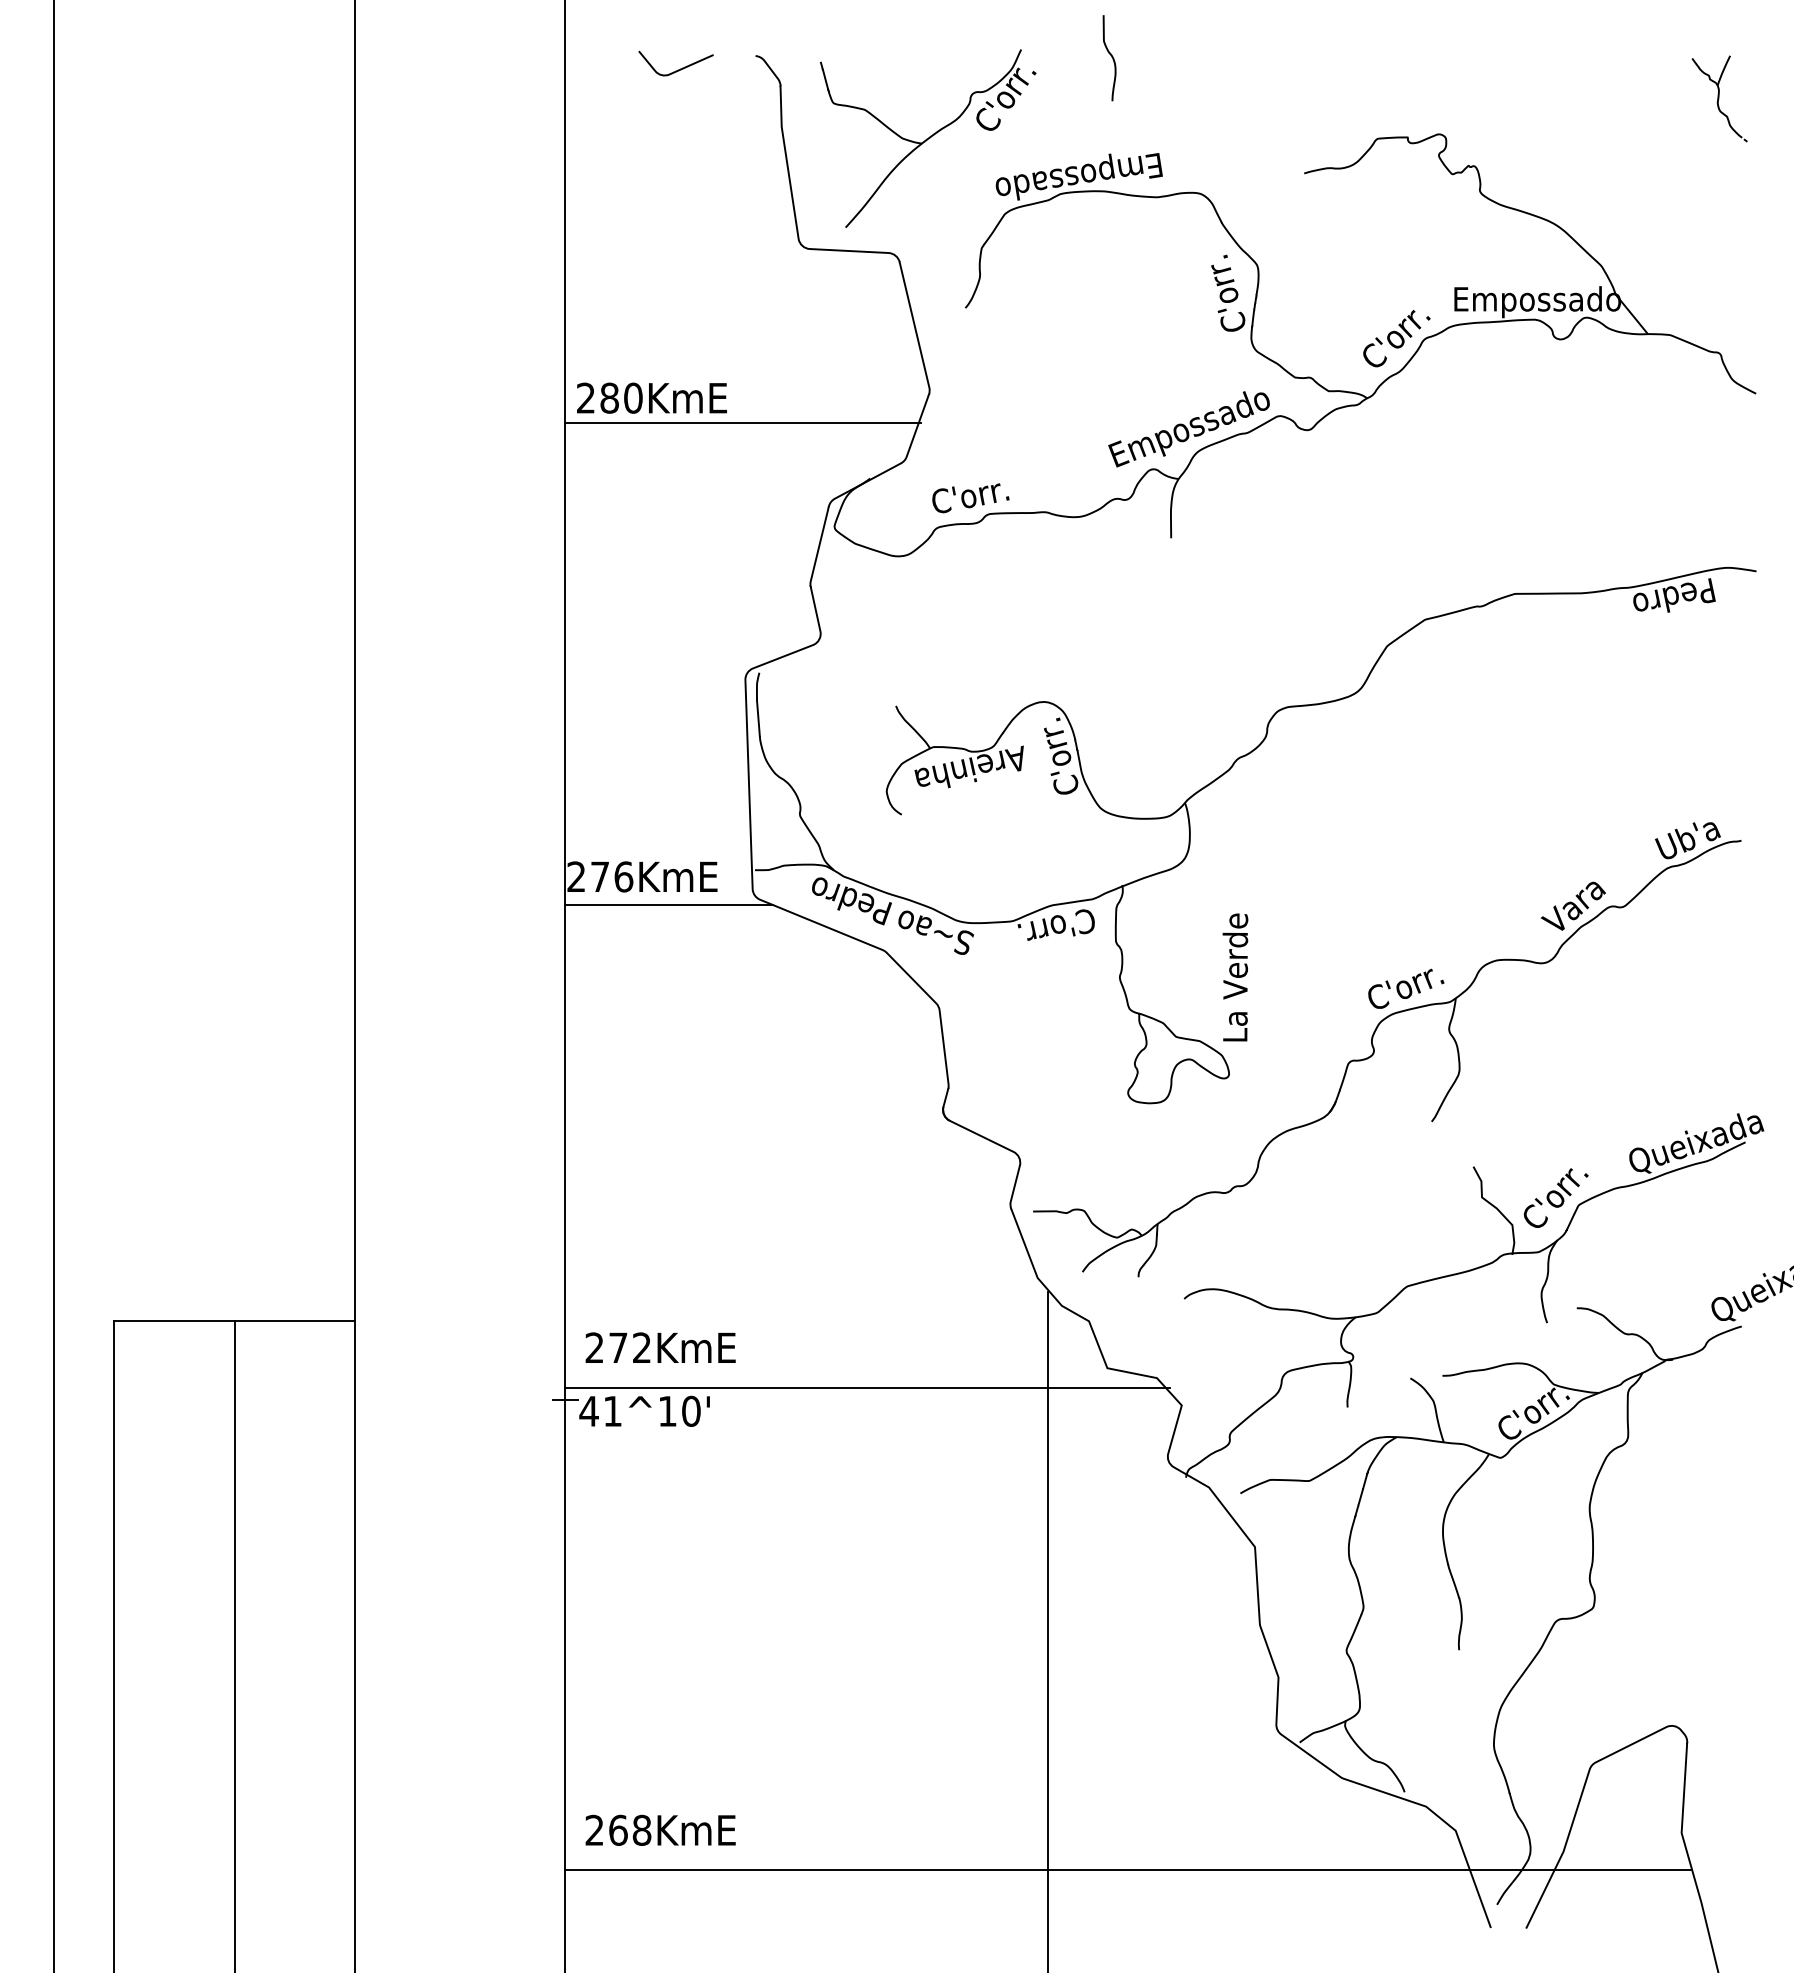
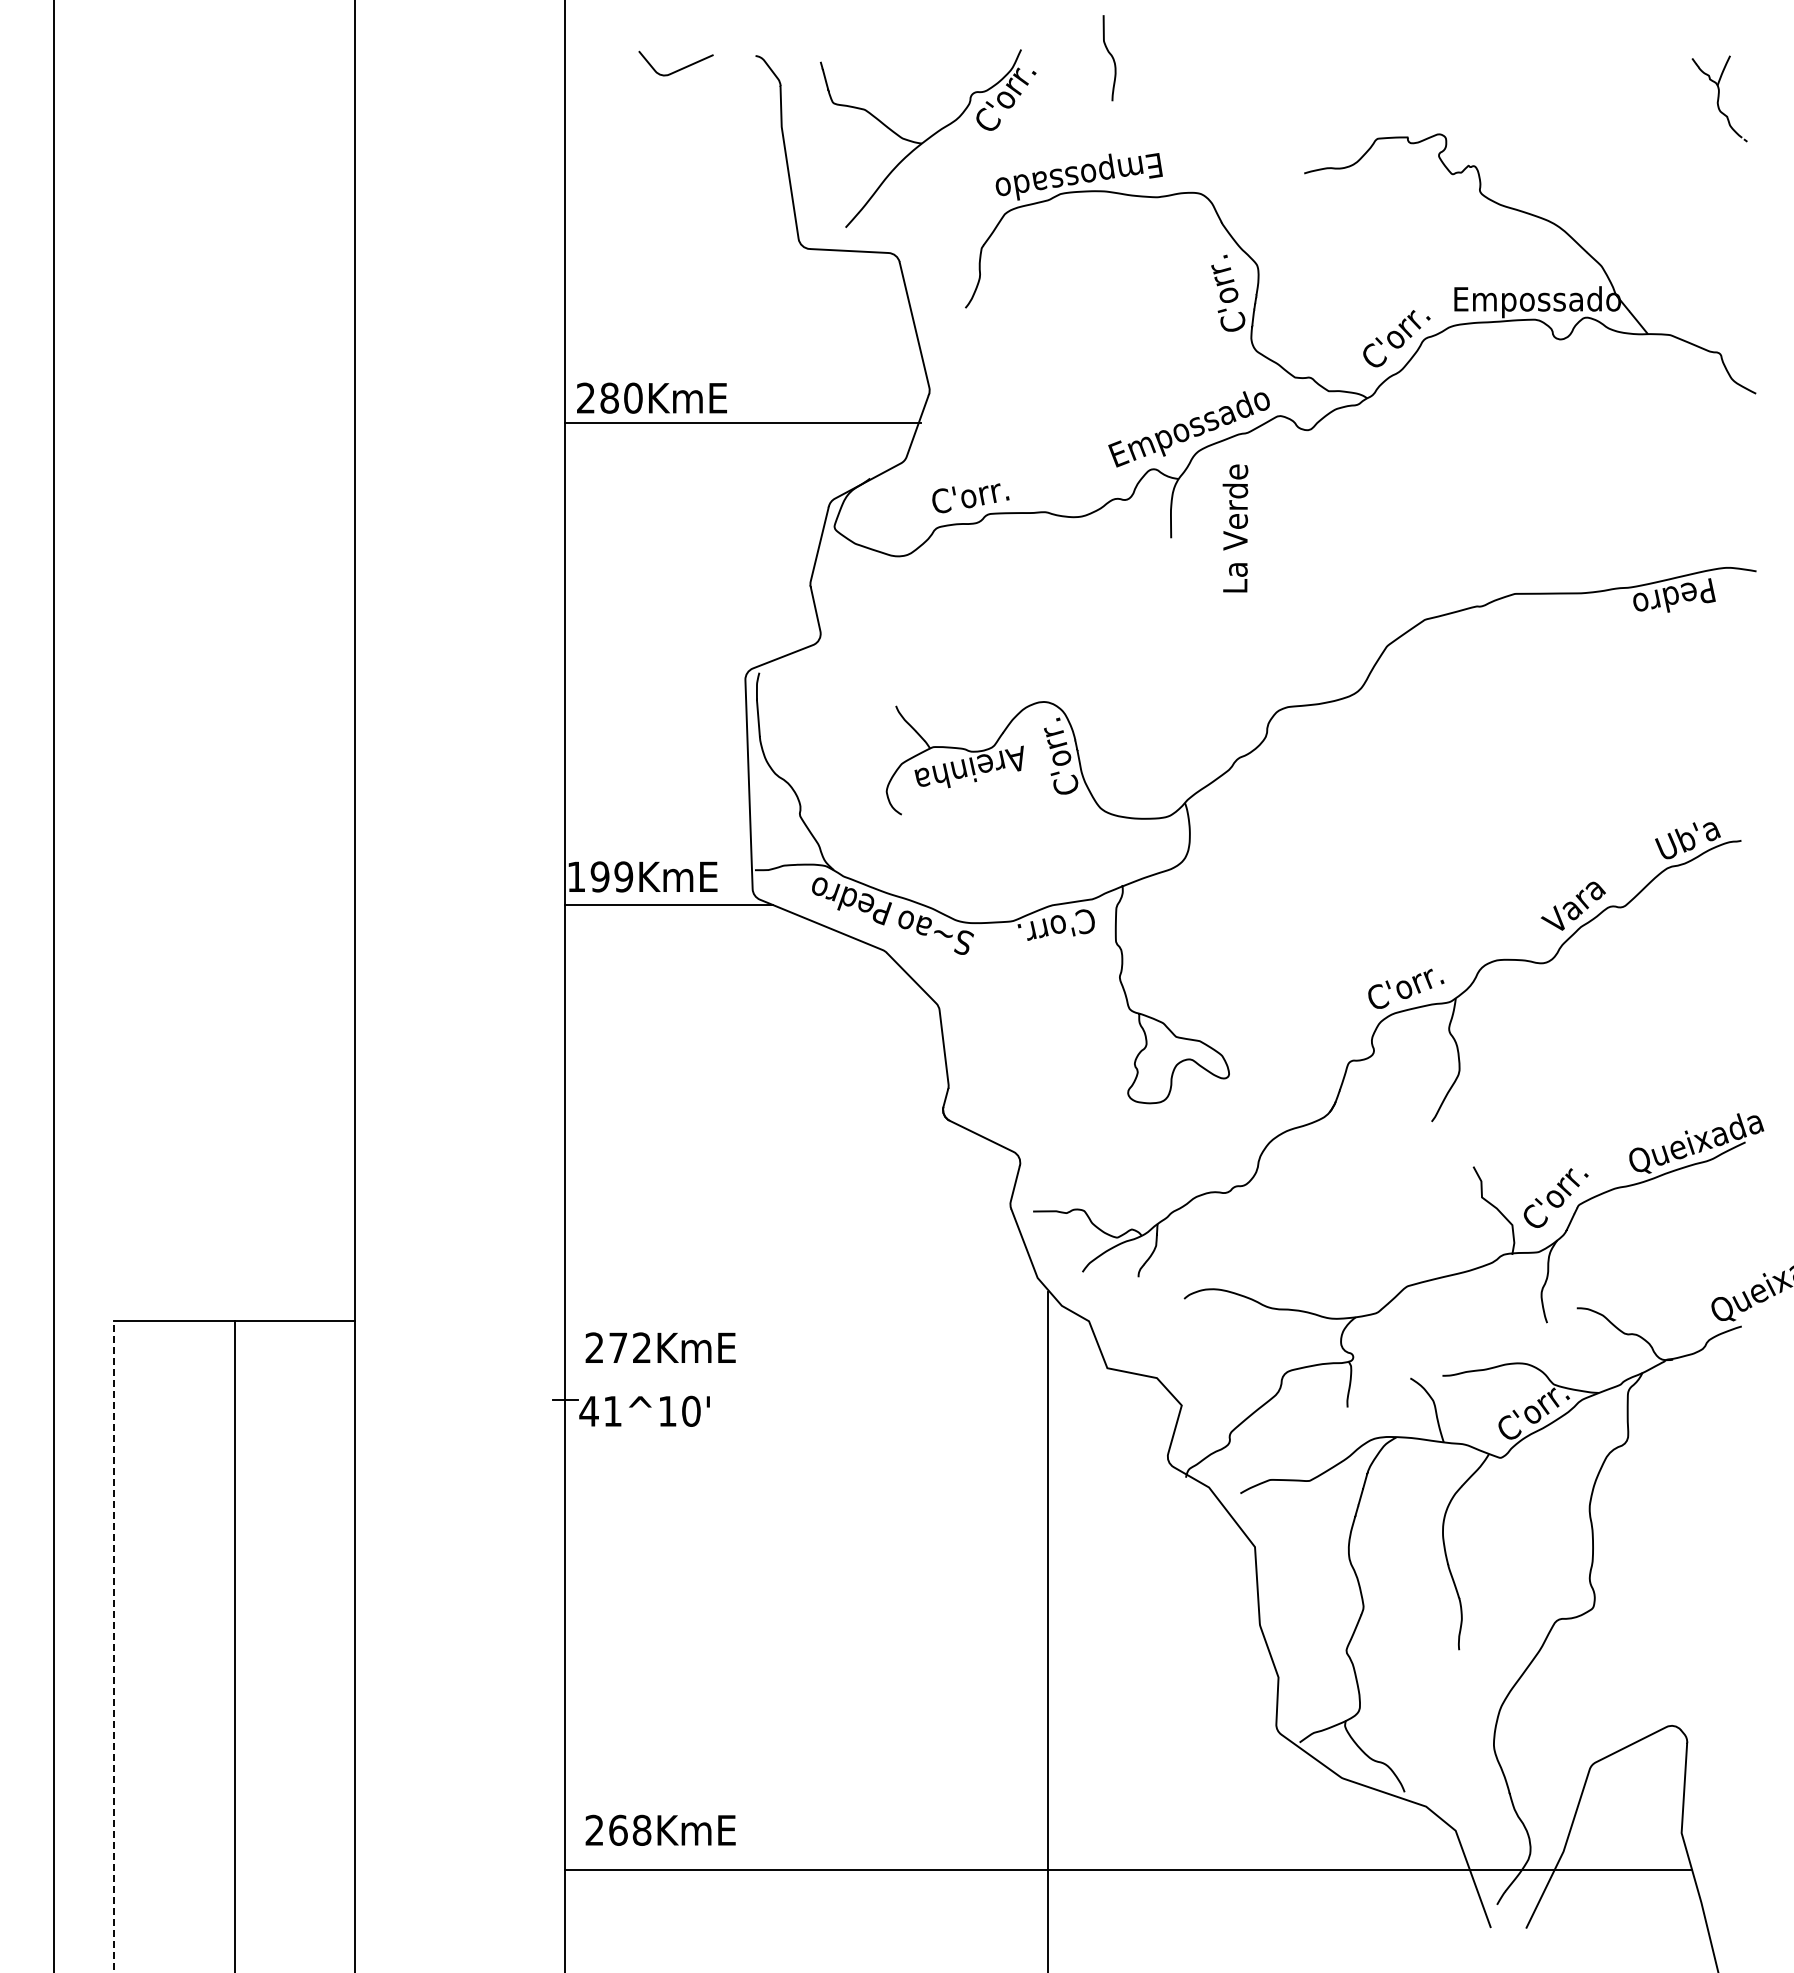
text: 276KmE -> 199KmE (600, 876)
text position: (1235, 977) -> (1235, 528) (1235, 528)
line: present -> none (867, 1387)
line: solid -> dashed (114, 1646)
